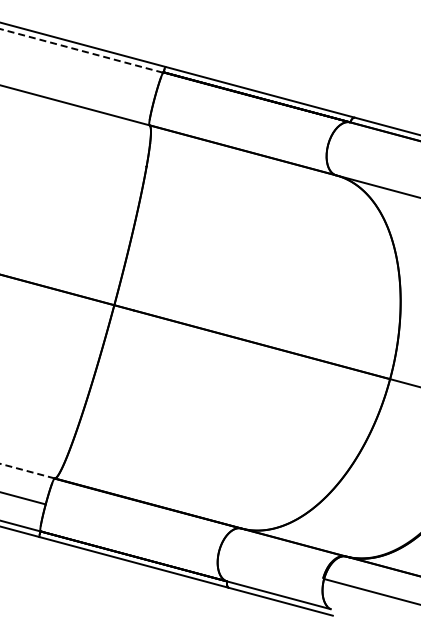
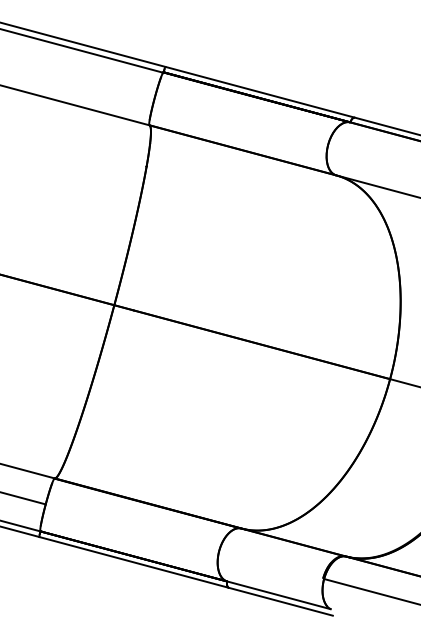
line: dashed -> solid (81, 50)
line: dashed -> solid (27, 471)
